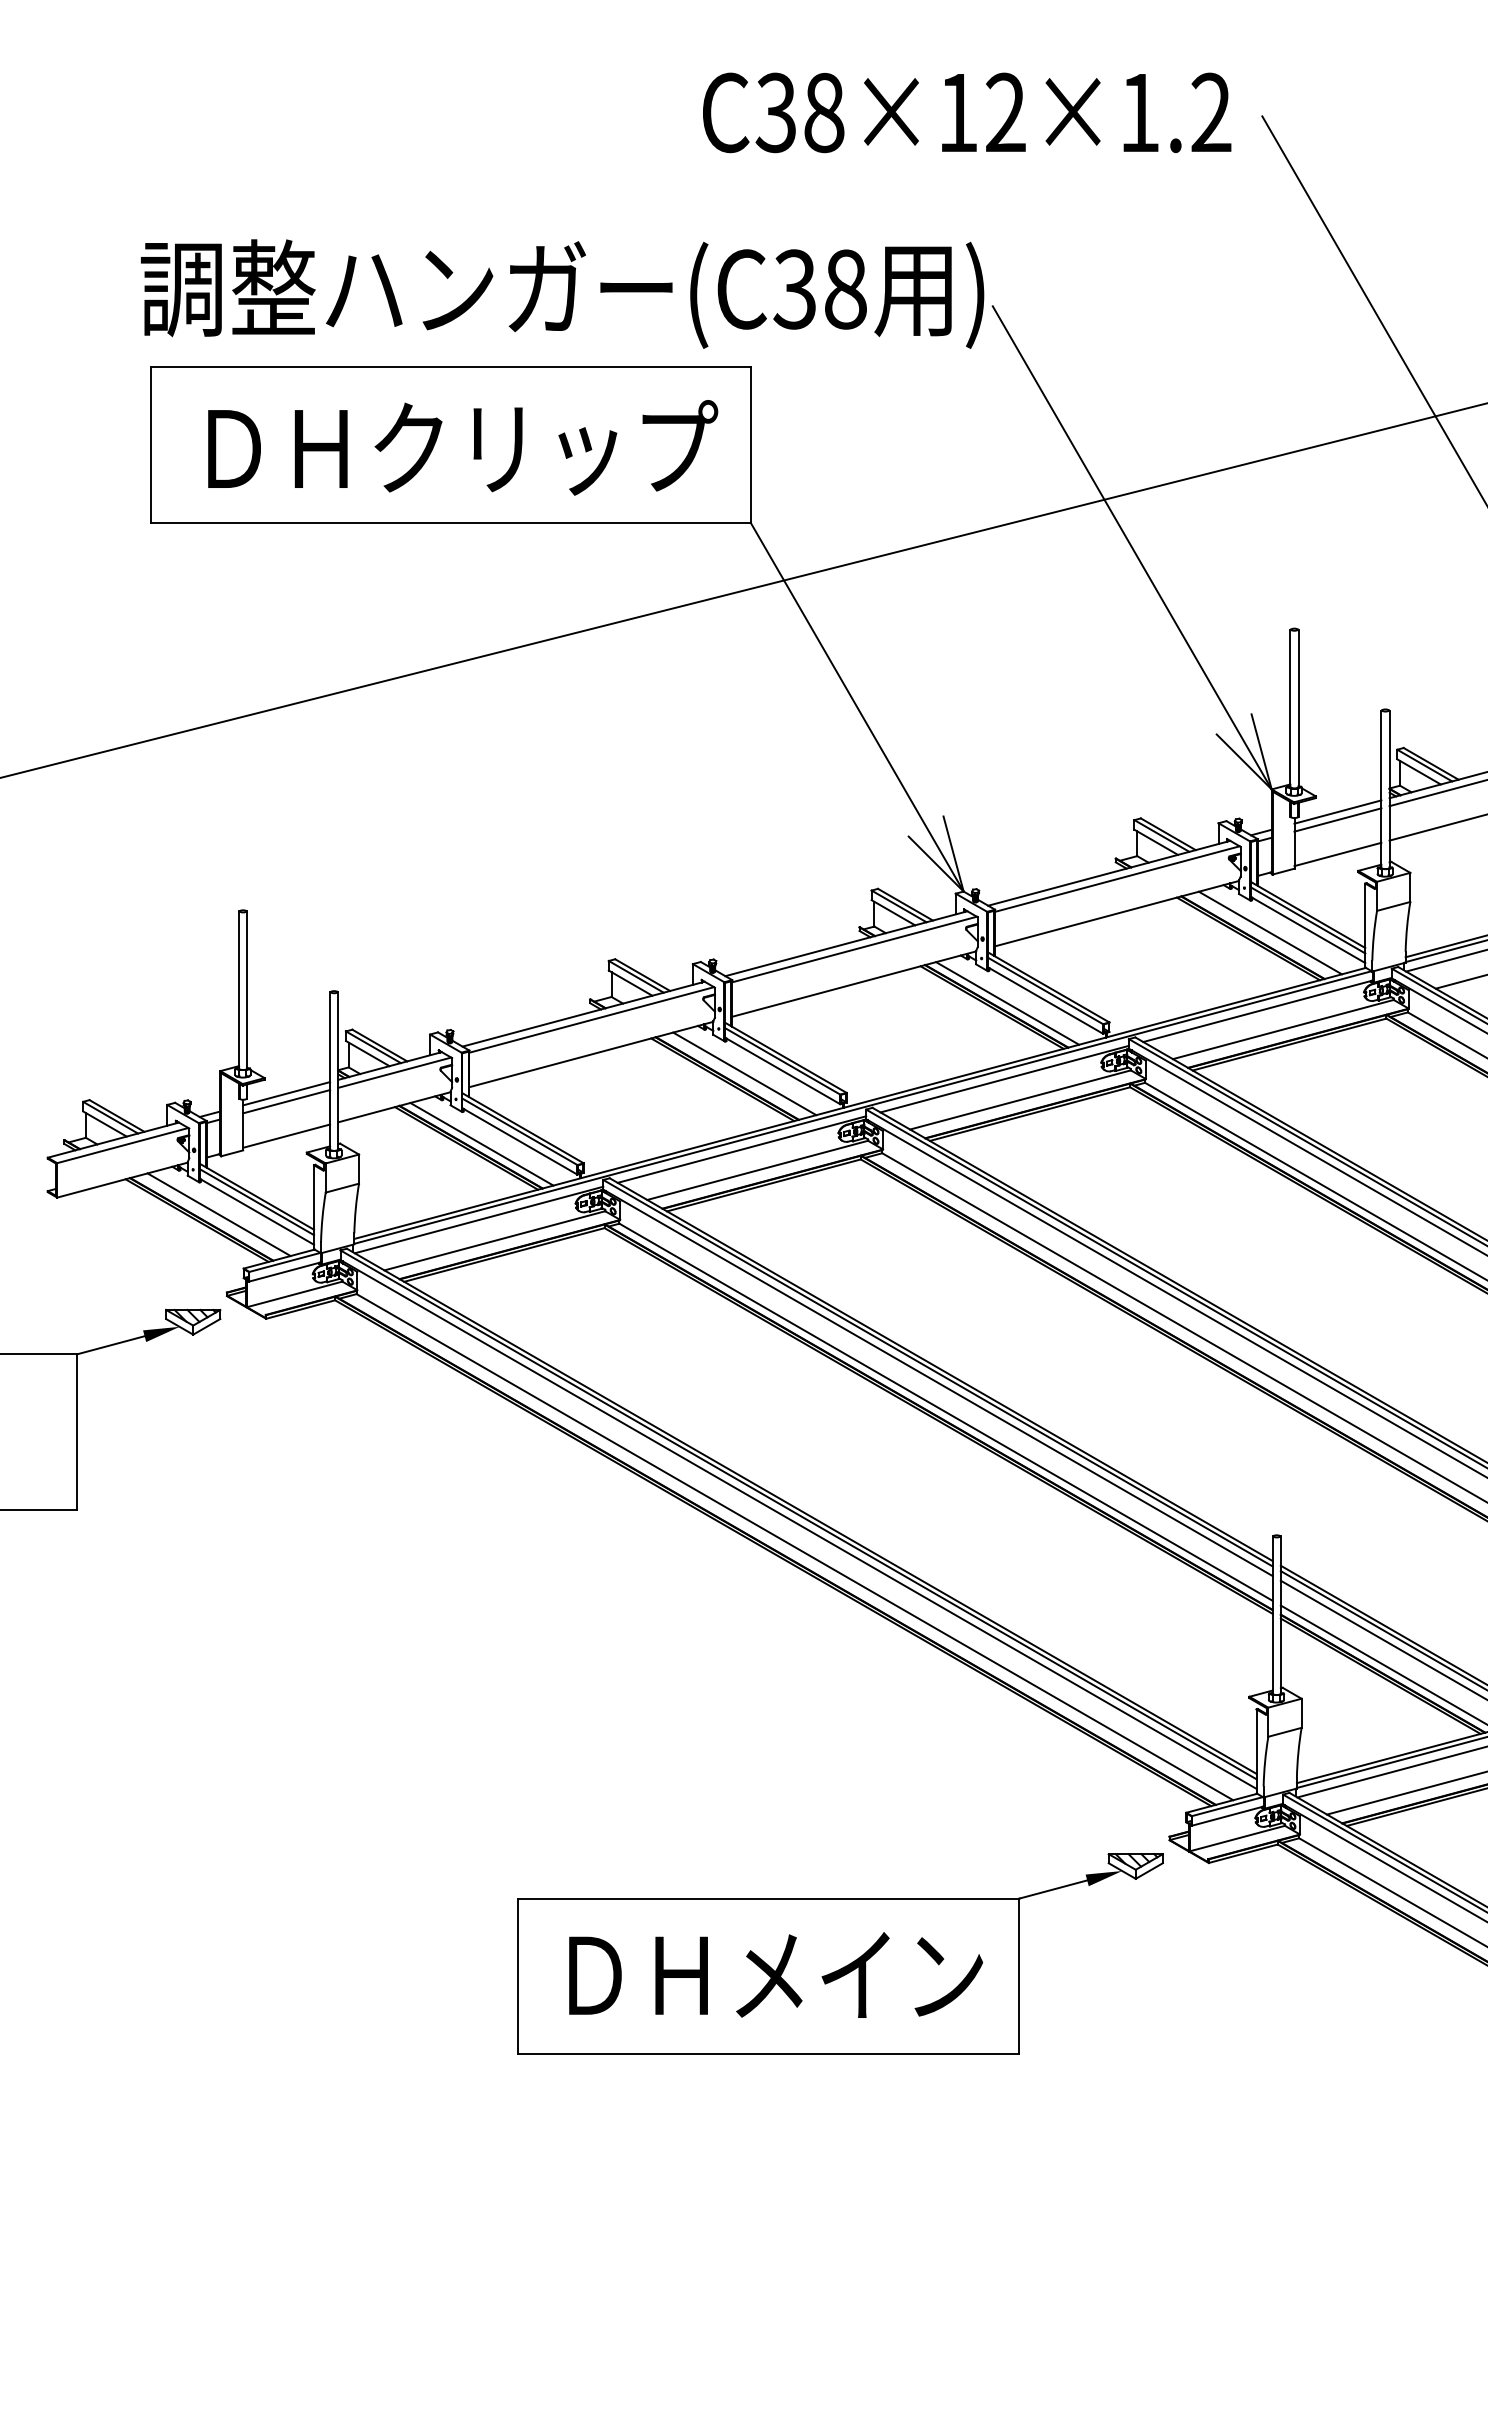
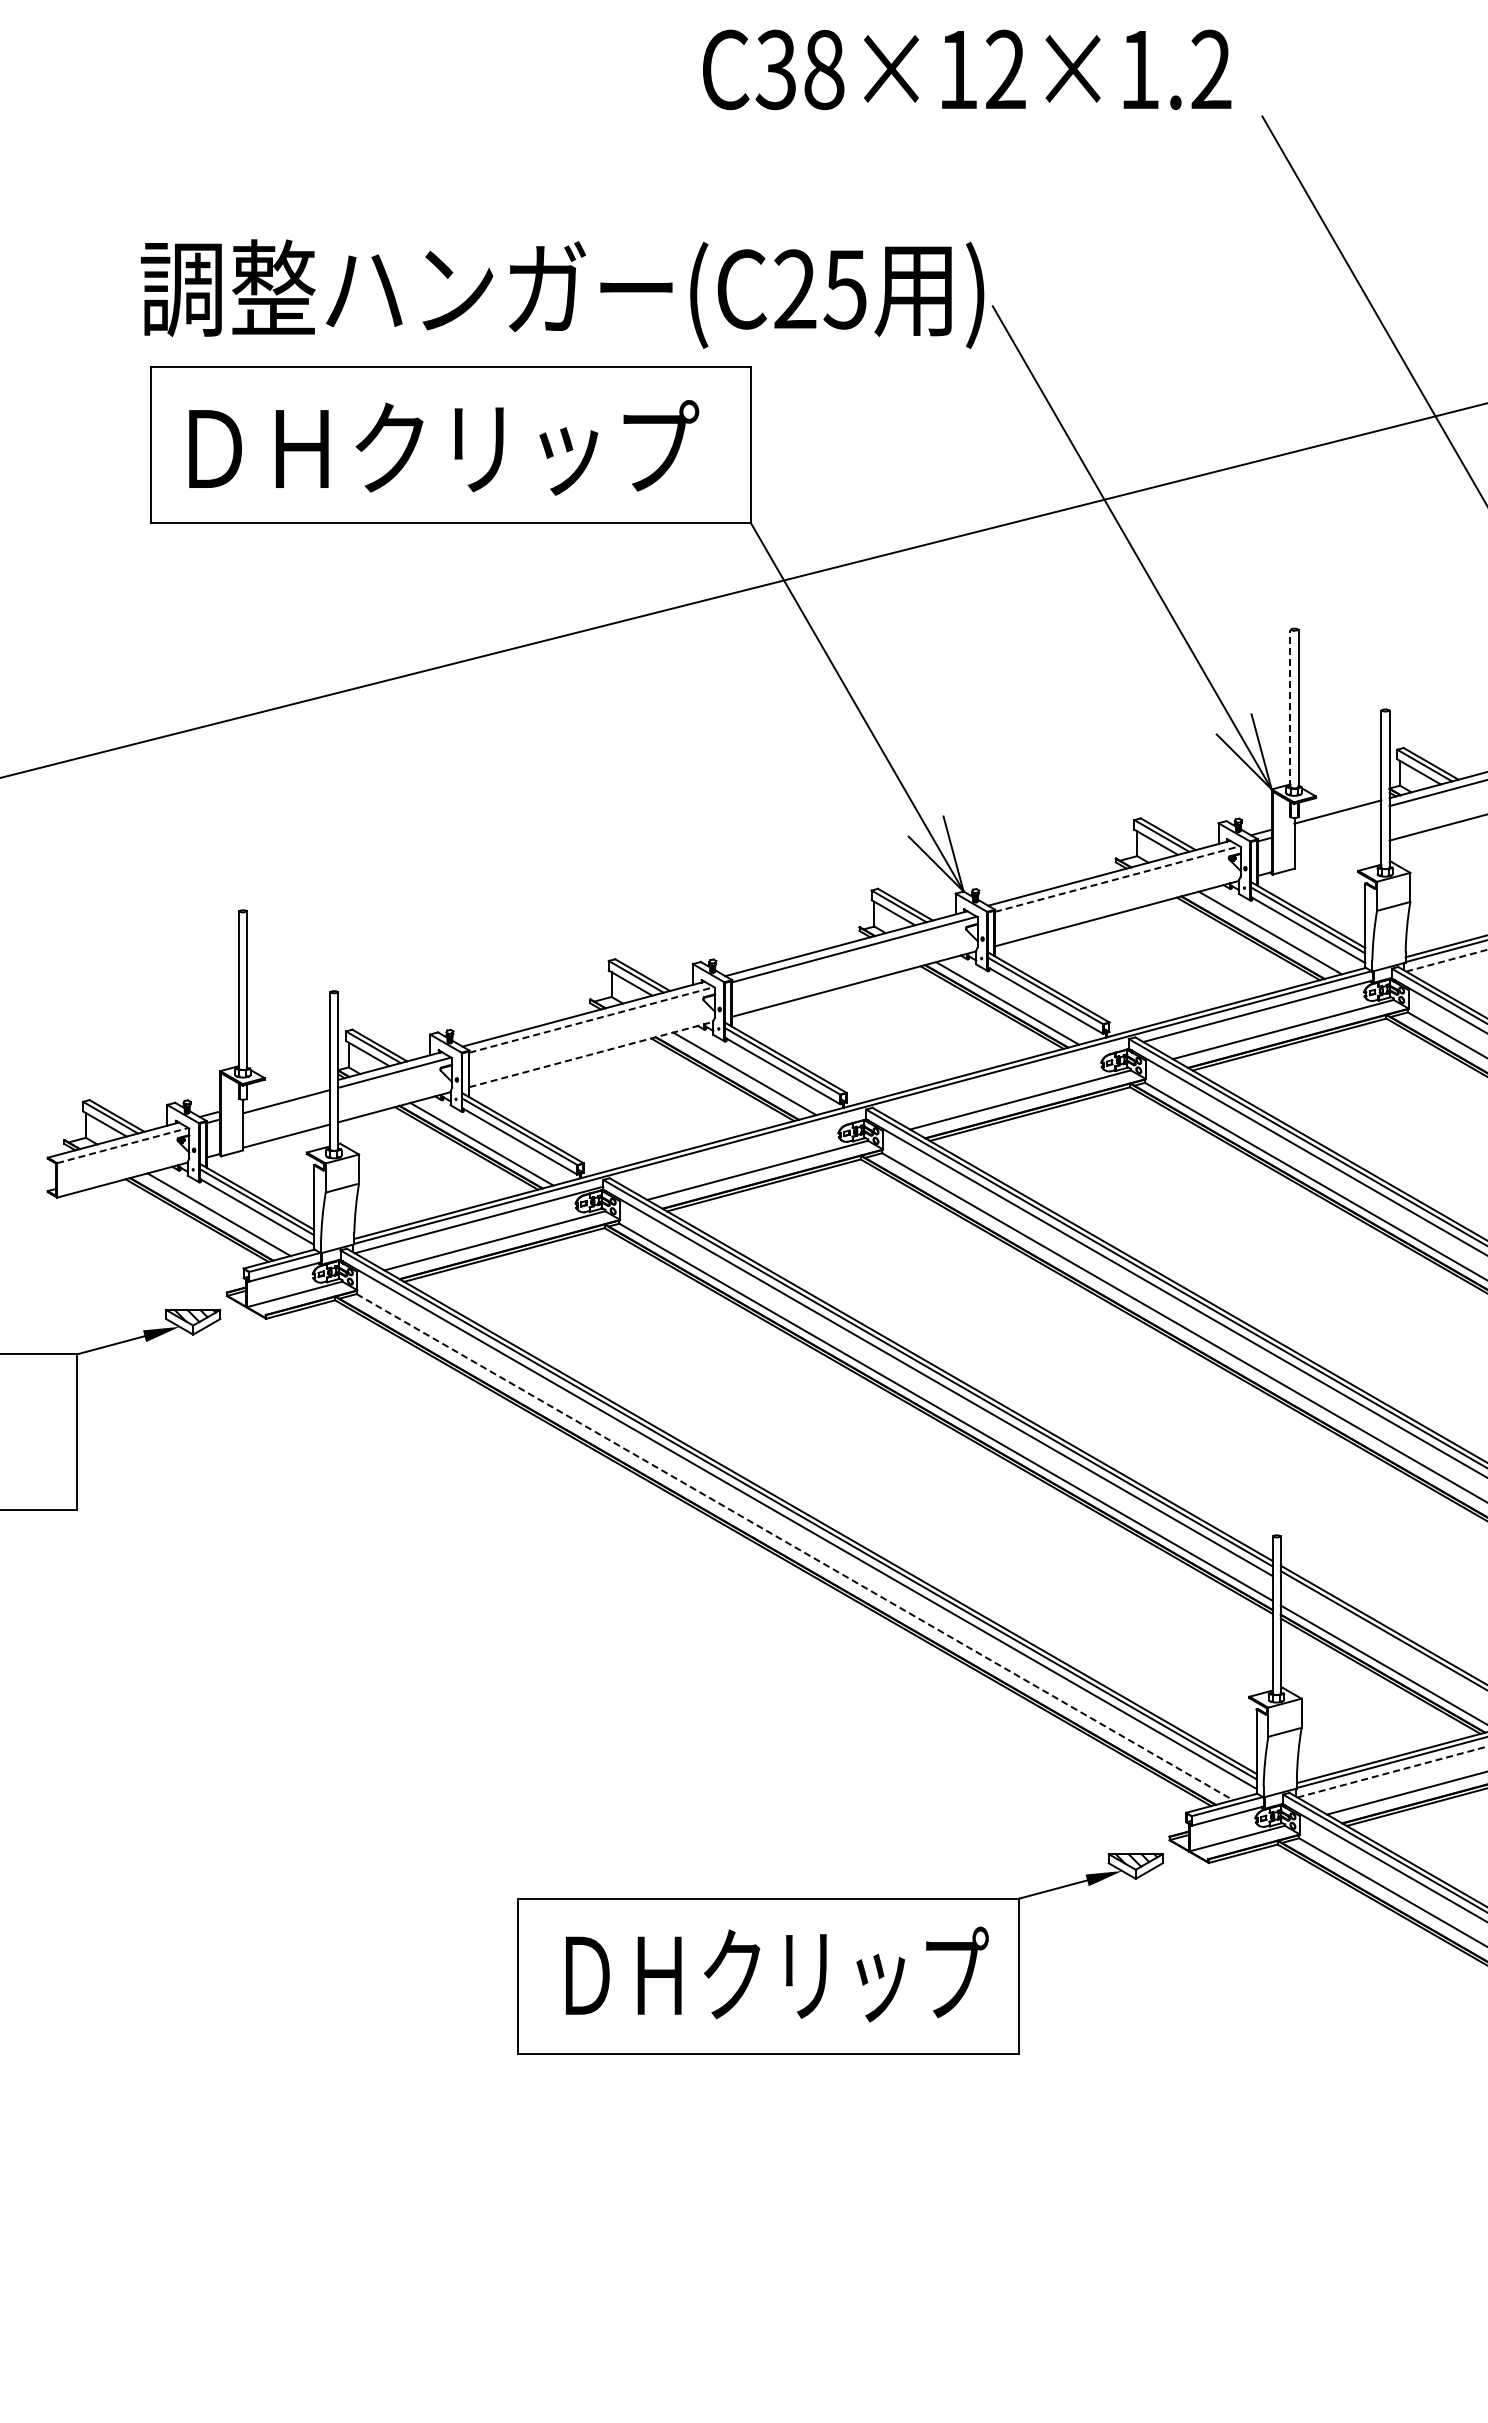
text position: (967, 112) -> (967, 69) (967, 69)
text: (C38 -> (C25 (819, 289)
text position: (463, 447) -> (444, 447) (444, 447)
line: solid -> dashed (1290, 708)
line: present -> none (1337, 819)
line: present -> none (1337, 854)
line: solid -> dashed (1117, 879)
line: solid -> dashed (1446, 960)
line: present -> none (1459, 981)
line: solid -> dashed (591, 1019)
line: solid -> dashed (591, 1054)
line: present -> none (1004, 1078)
line: present -> none (286, 1093)
line: solid -> dashed (122, 1145)
line: present -> none (741, 1149)
line: solid -> dashed (795, 1547)
line: present -> none (1382, 1639)
line: solid -> dashed (1392, 1771)
text: ＤＨメイン -> ＤＨクリップ (777, 1974)
